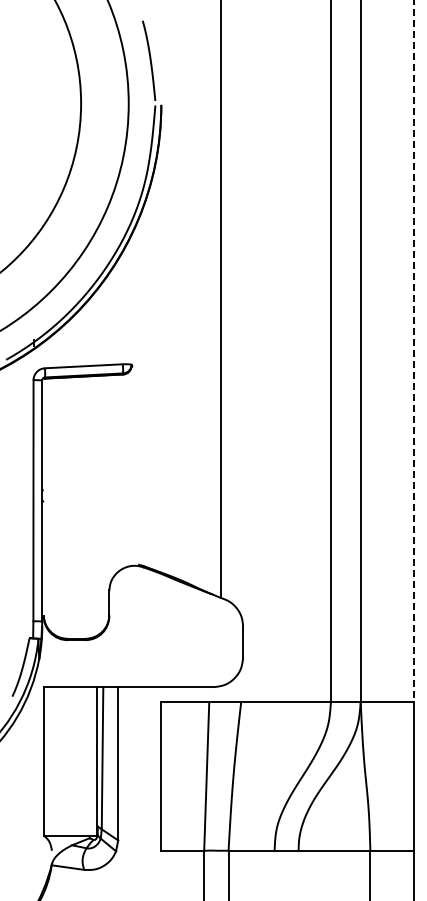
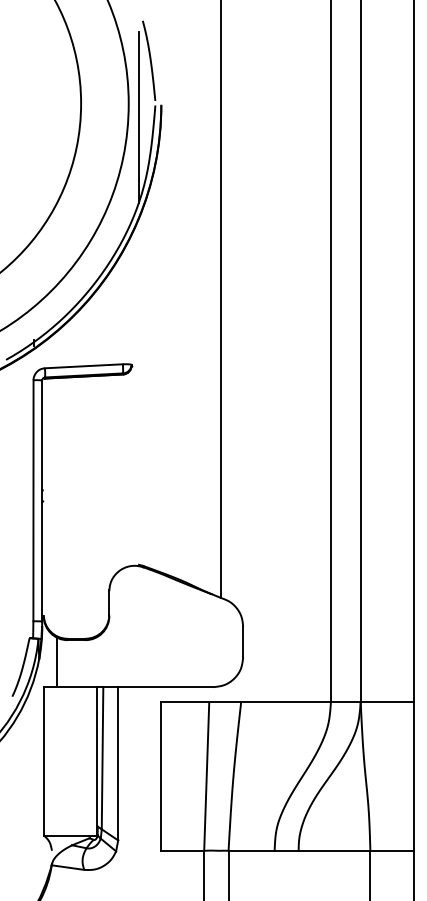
line: none -> present (139, 117)
line: dashed -> solid (414, 351)
line: none -> present (57, 662)
